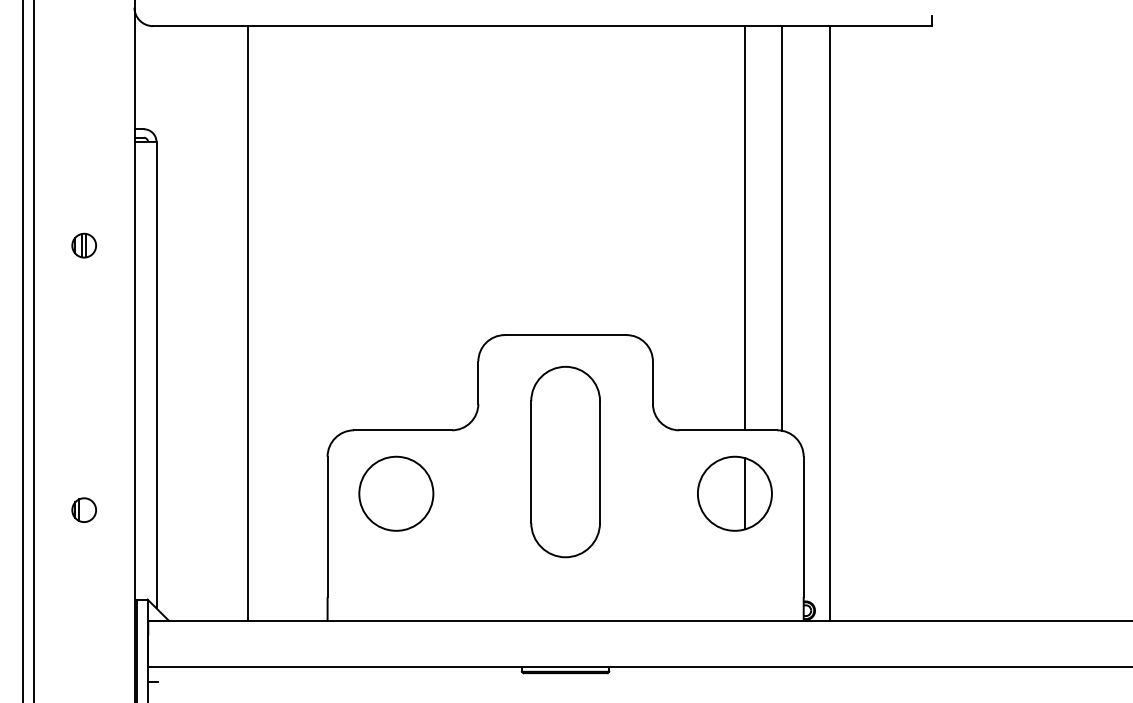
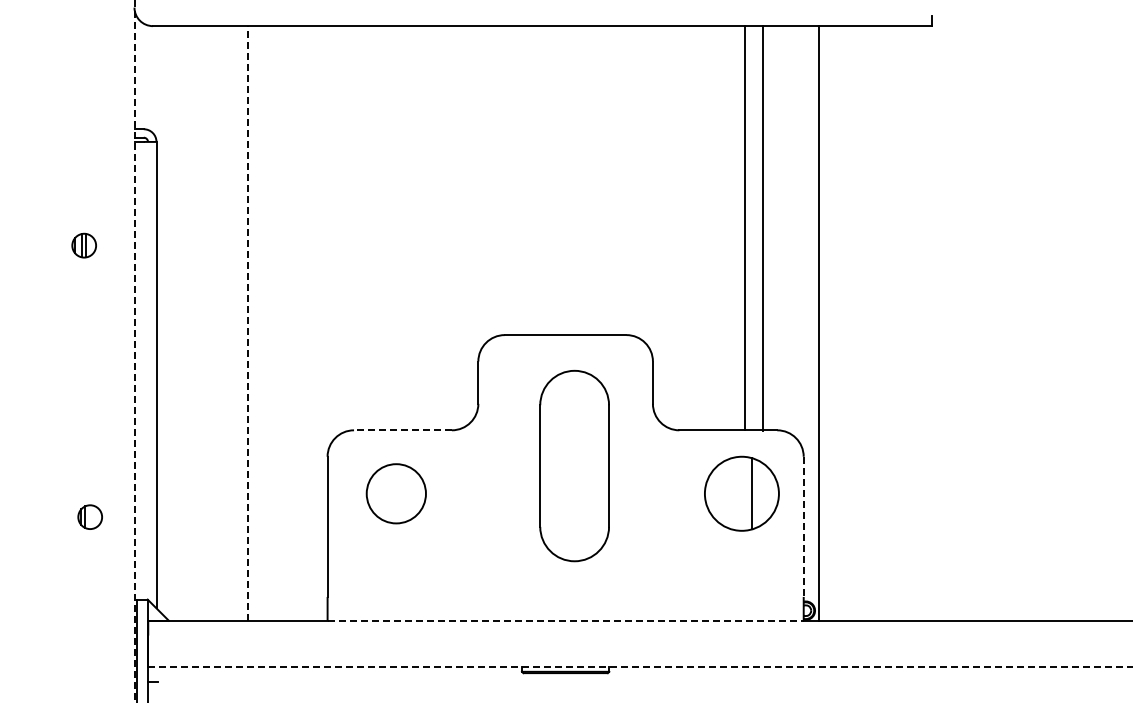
line position: (782, 228) -> (763, 228) (763, 228)
line: solid -> dashed (247, 322)
line position: (829, 323) -> (818, 323) (818, 323)
line: present -> none (23, 350)
line: present -> none (33, 350)
line: solid -> dashed (134, 352)
line: solid -> dashed (402, 430)
part position: (565, 461) -> (574, 465) (574, 465)
circle diameter: 74 px -> 59 px (395, 493)
part position: (734, 493) -> (741, 493) (741, 493)
part position: (83, 509) -> (89, 516) (89, 516)
line: solid -> dashed (803, 527)
line: solid -> dashed (566, 620)
line: solid -> dashed (640, 667)
